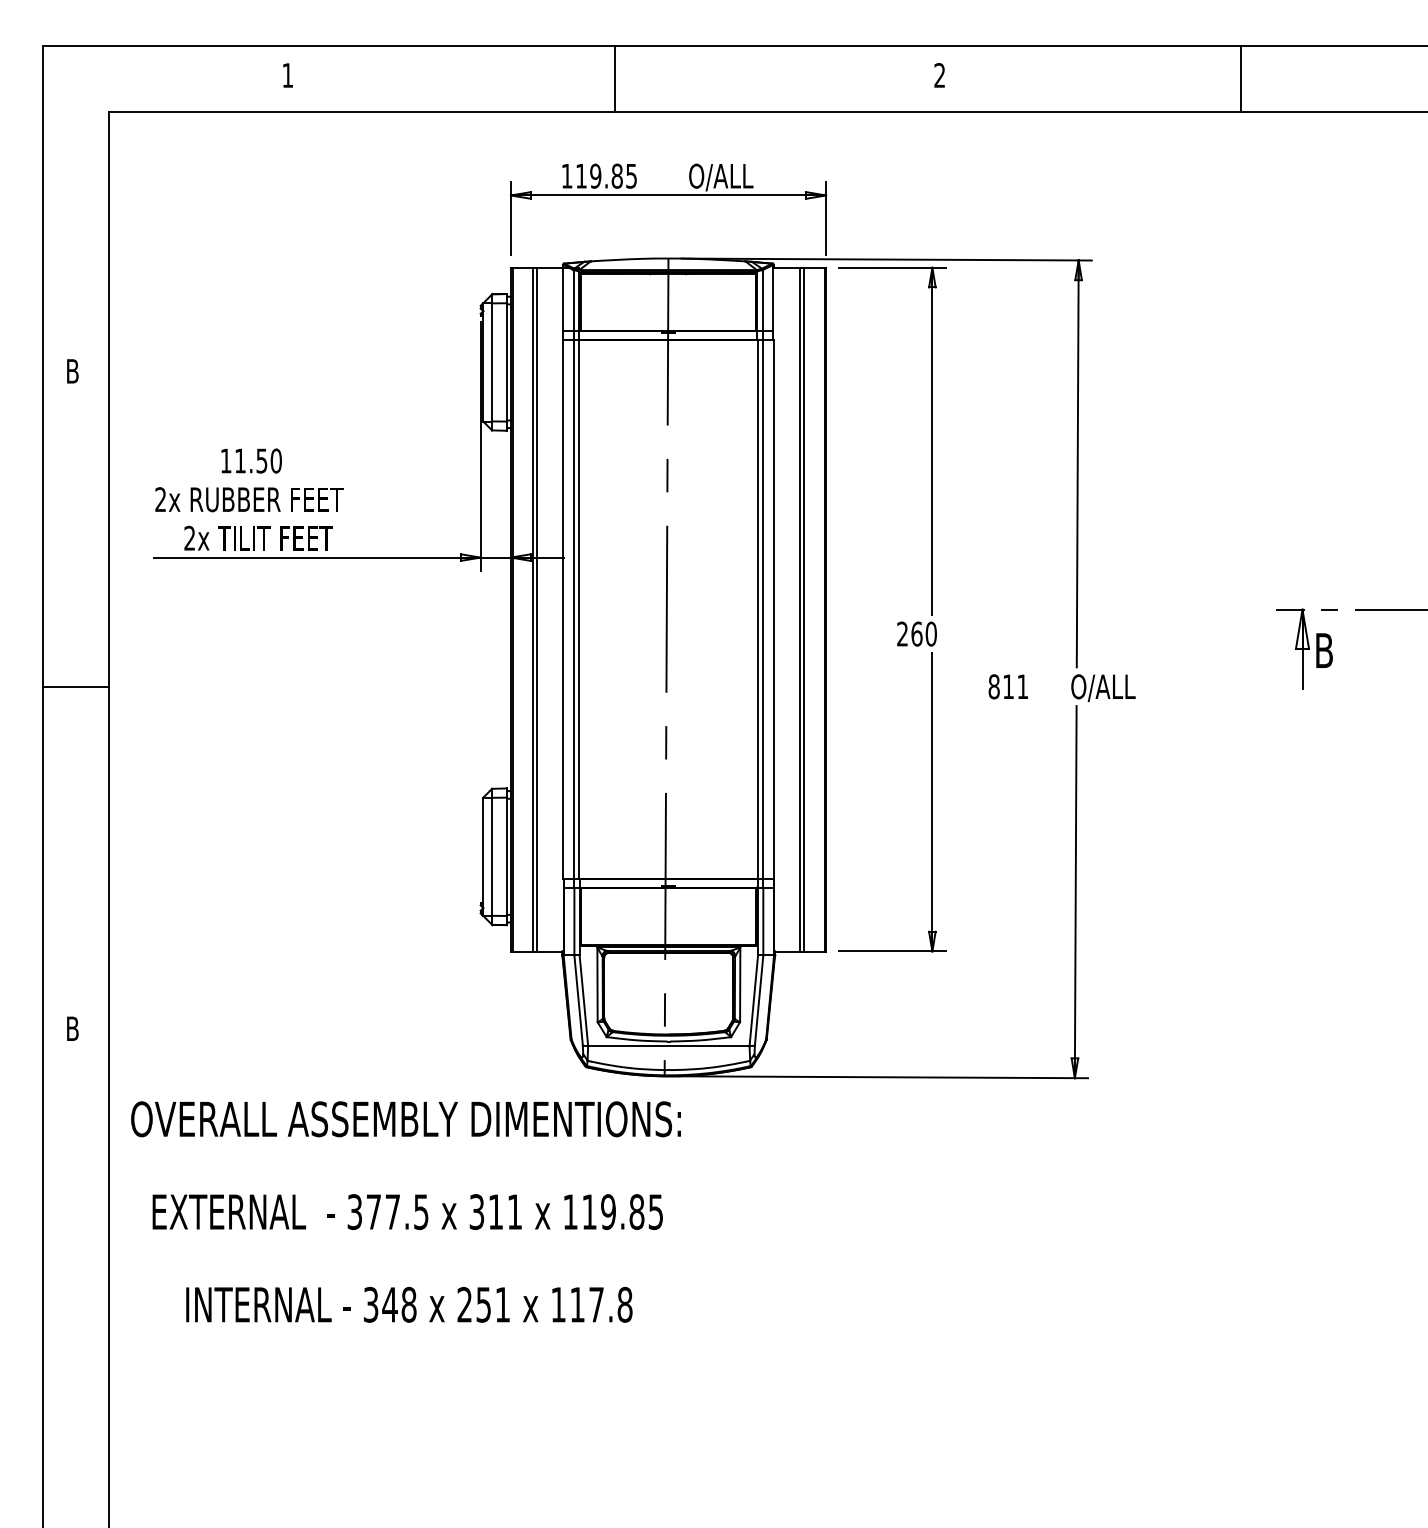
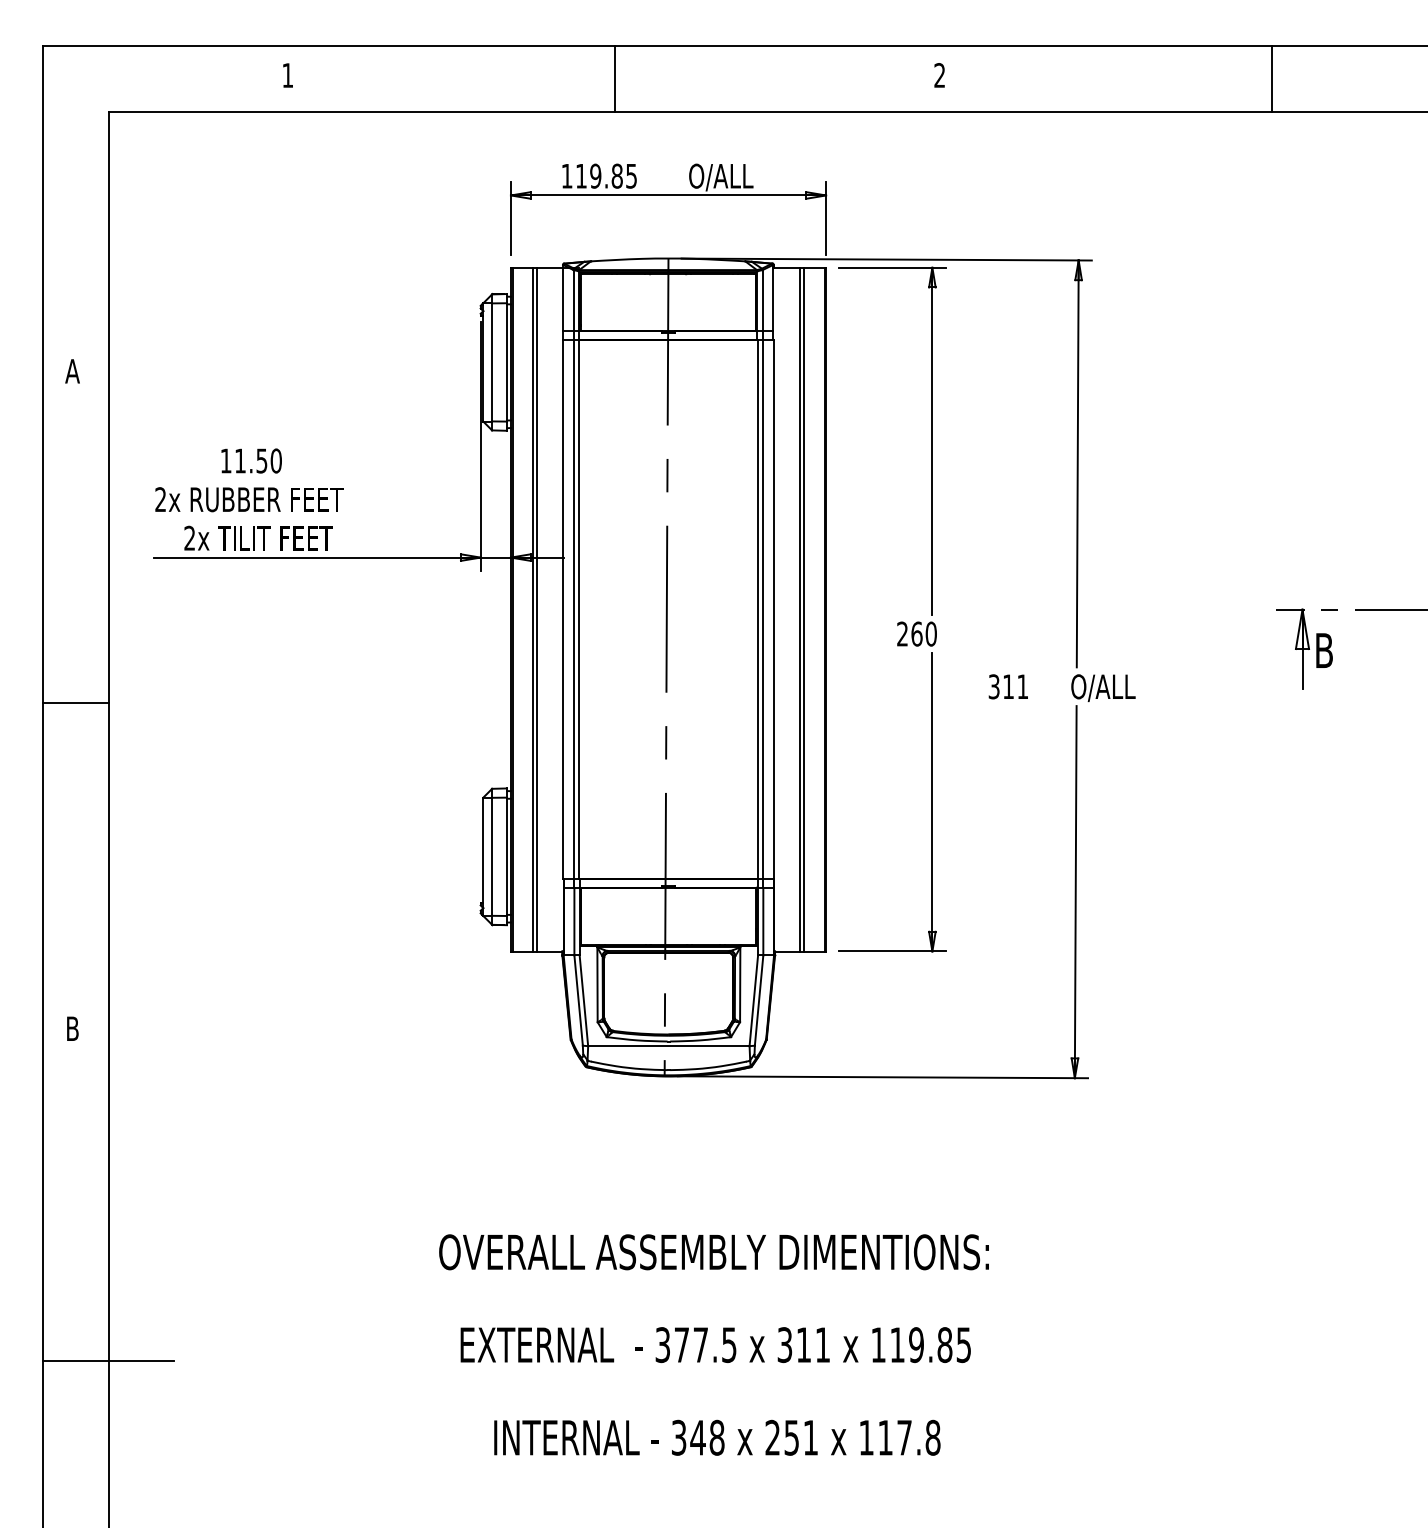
line position: (1241, 78) -> (1272, 78) (1272, 78)
text: B -> A (72, 371)
text: 811 -> 311 (993, 686)
line position: (75, 687) -> (75, 703) (75, 703)
text position: (405, 1211) -> (713, 1344) (713, 1344)
line: none -> present (108, 1360)
